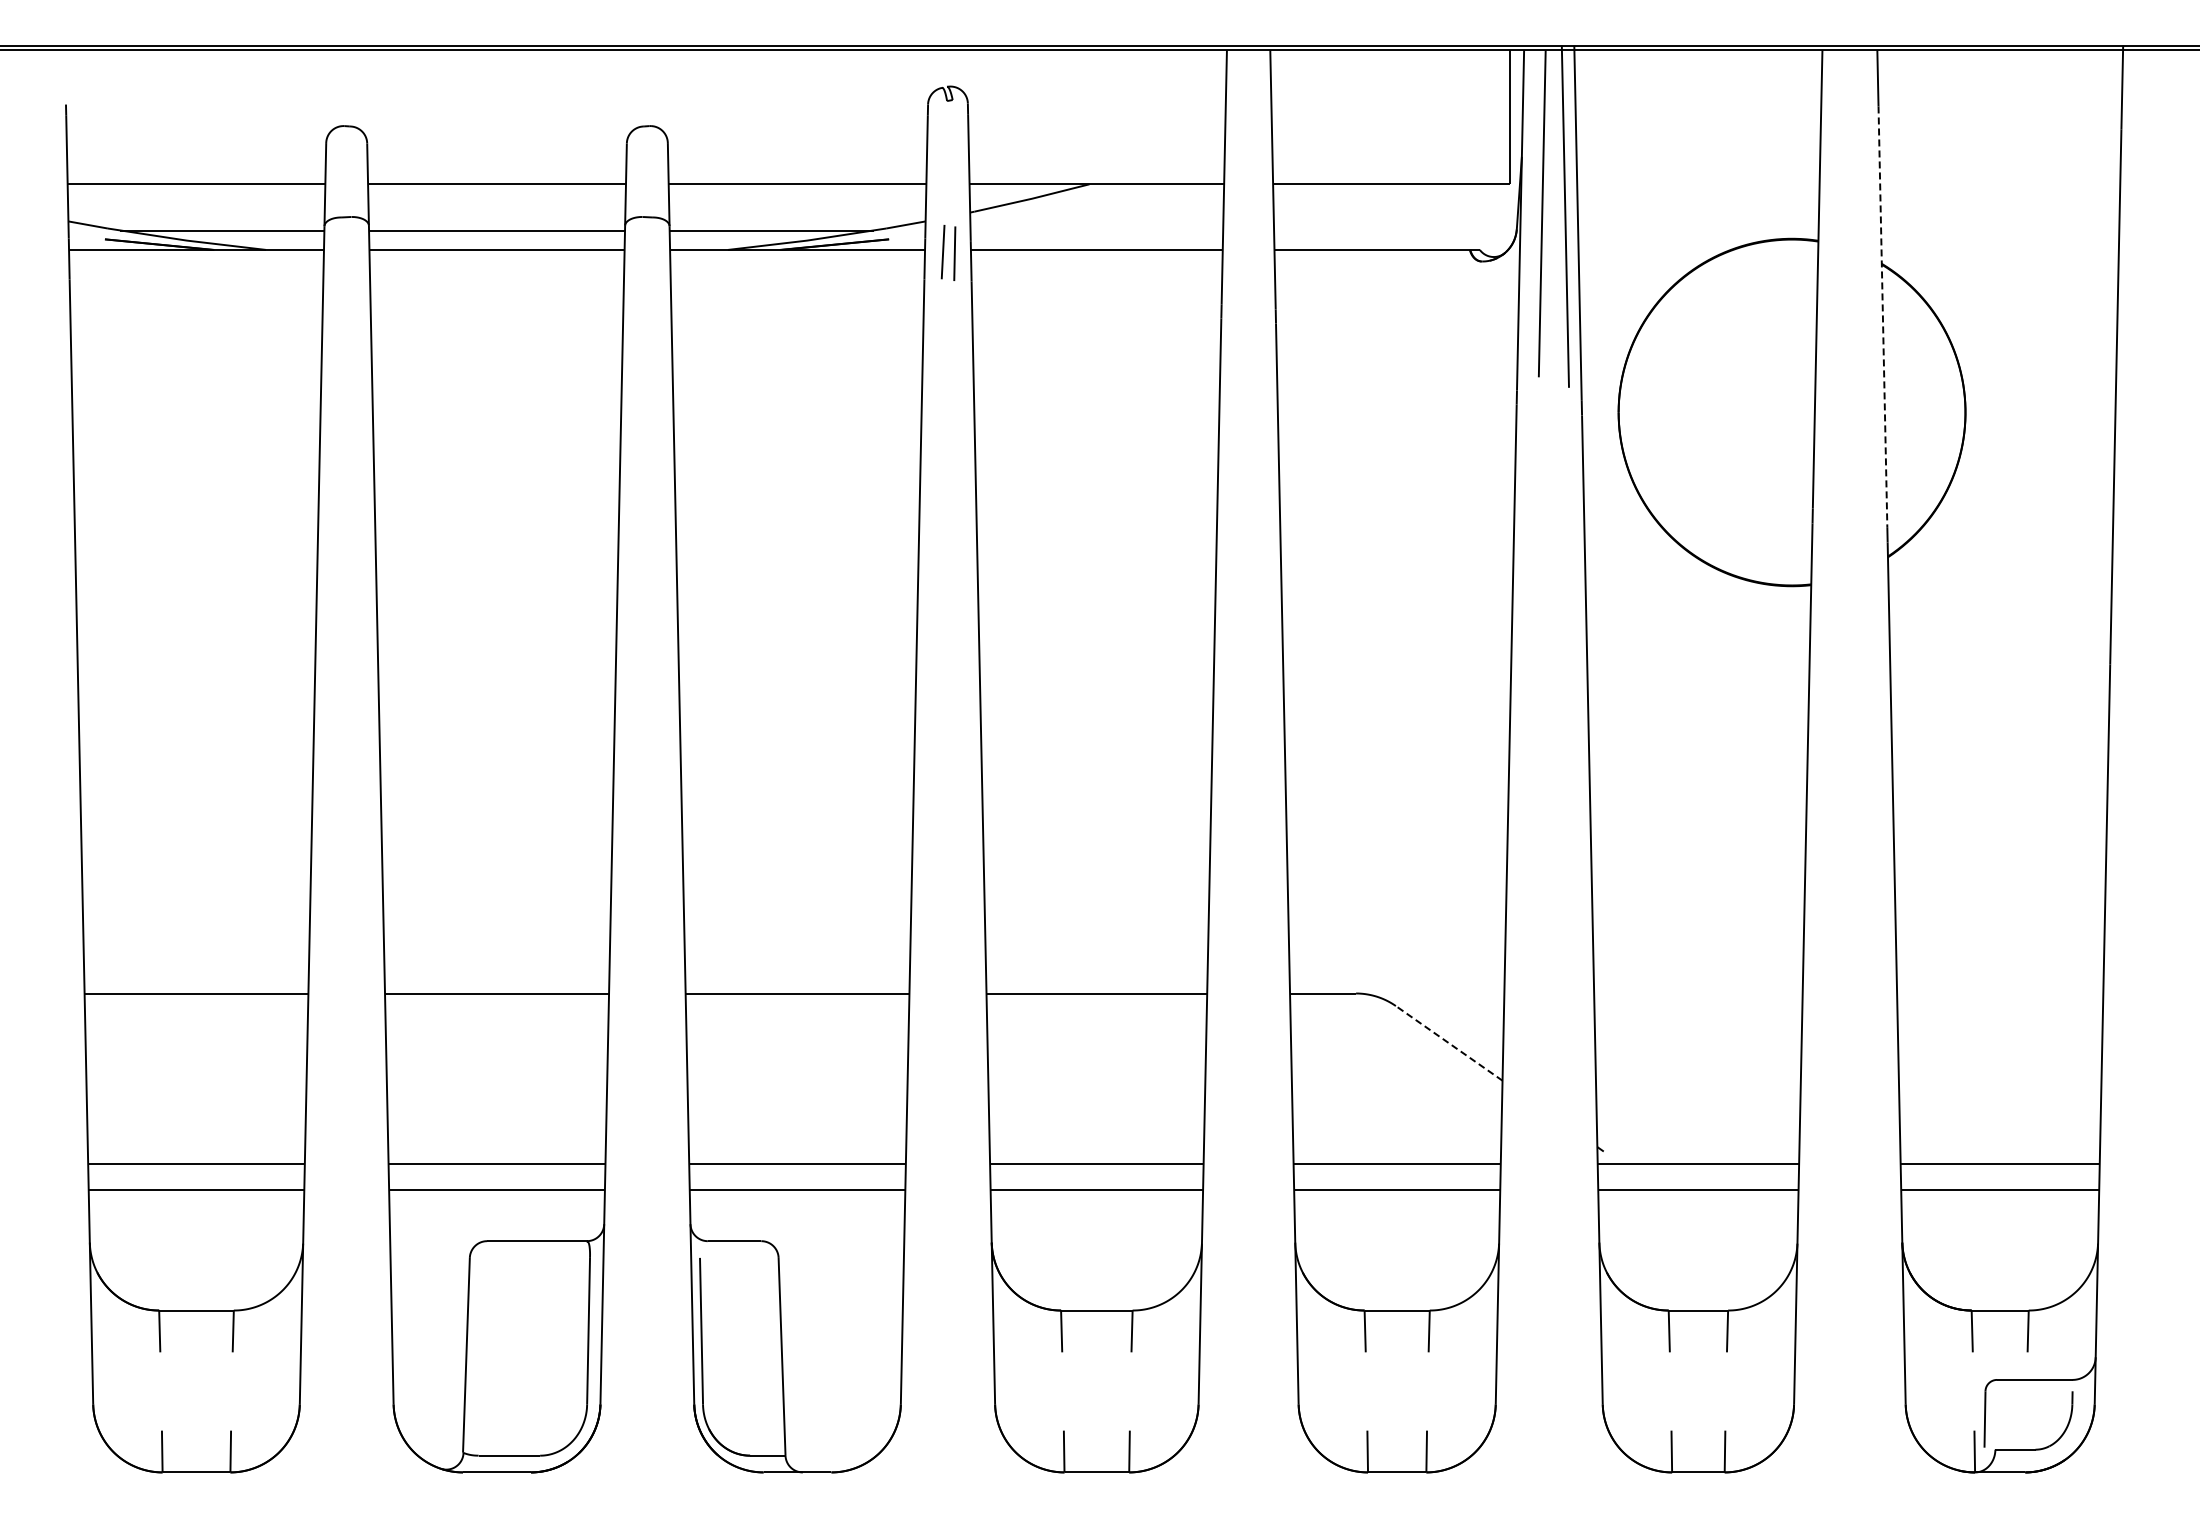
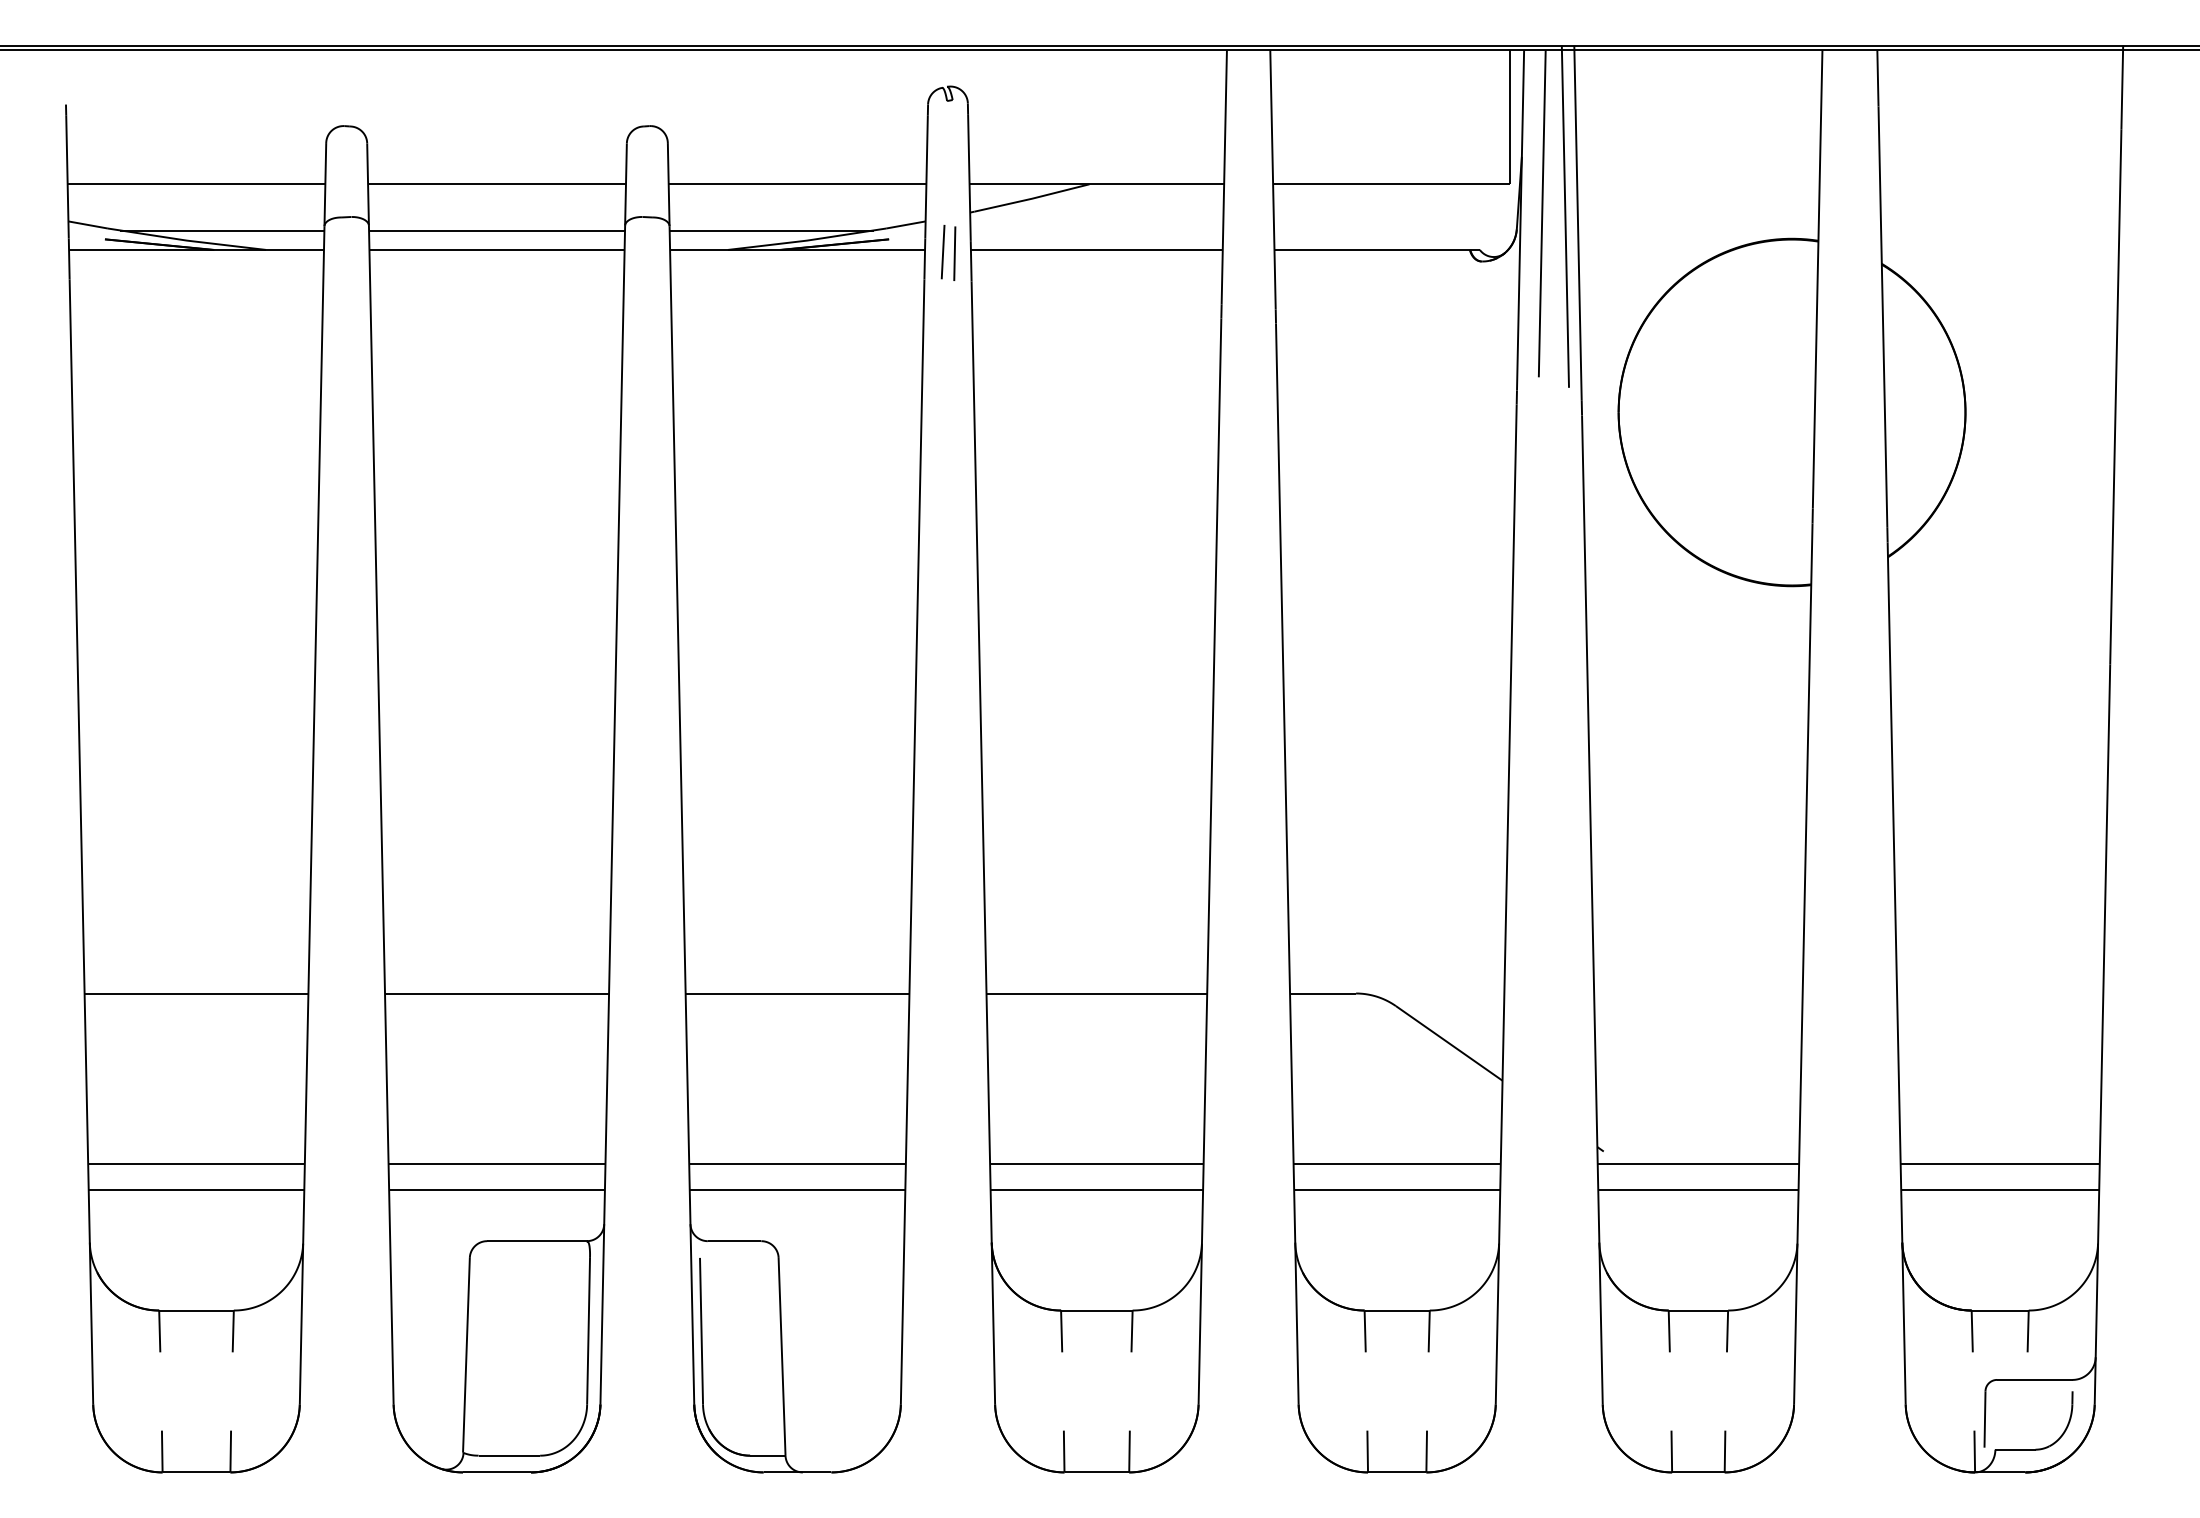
line: dashed -> solid (1882, 317)
line: dashed -> solid (1448, 1043)
